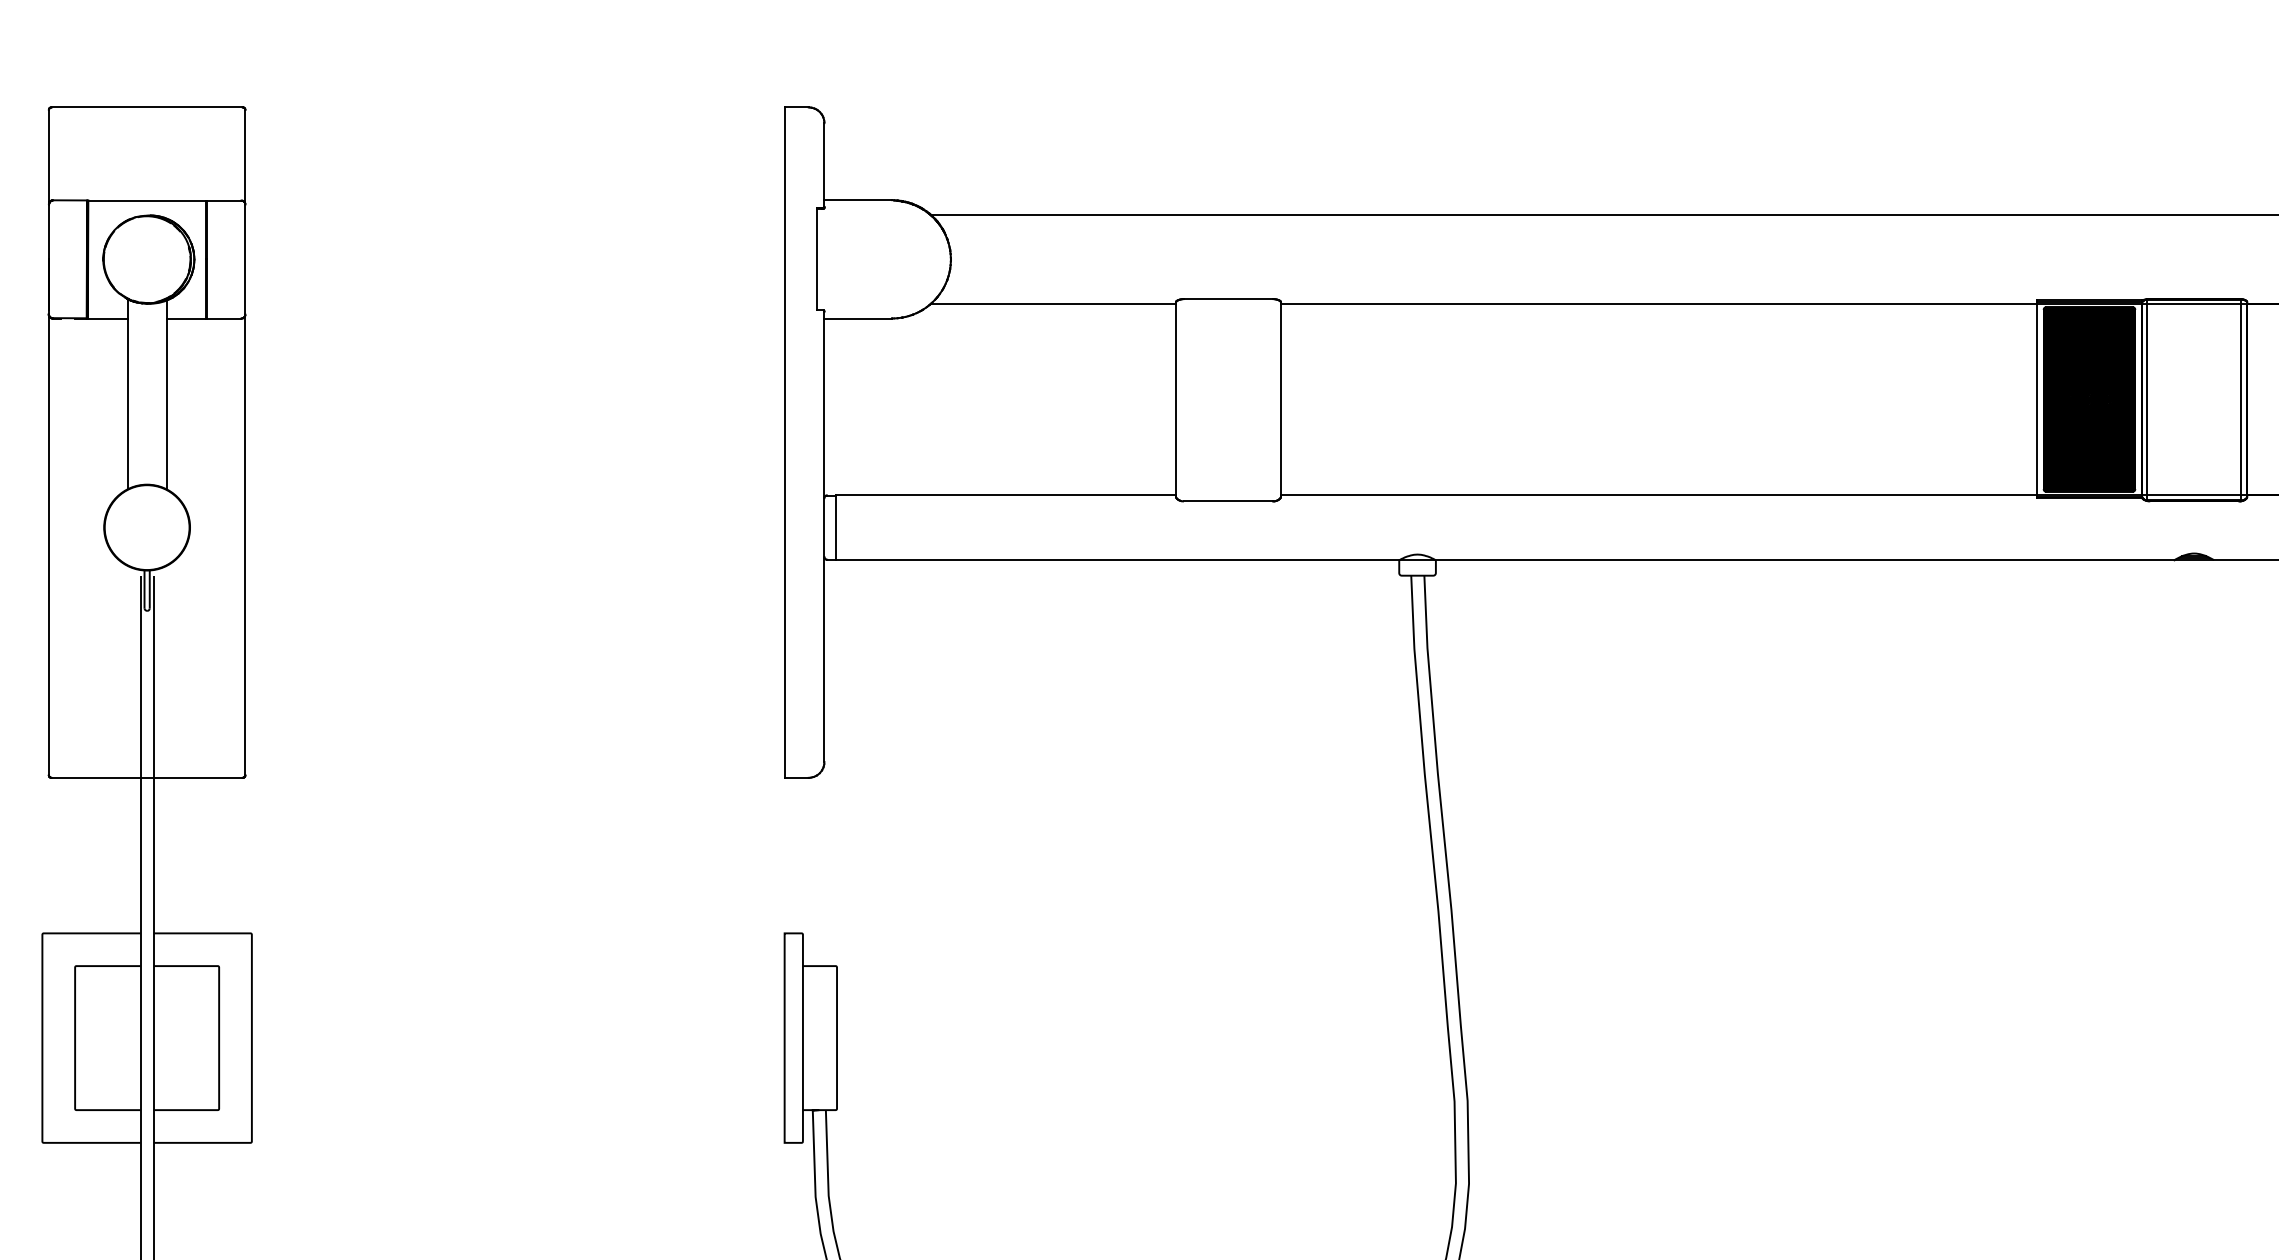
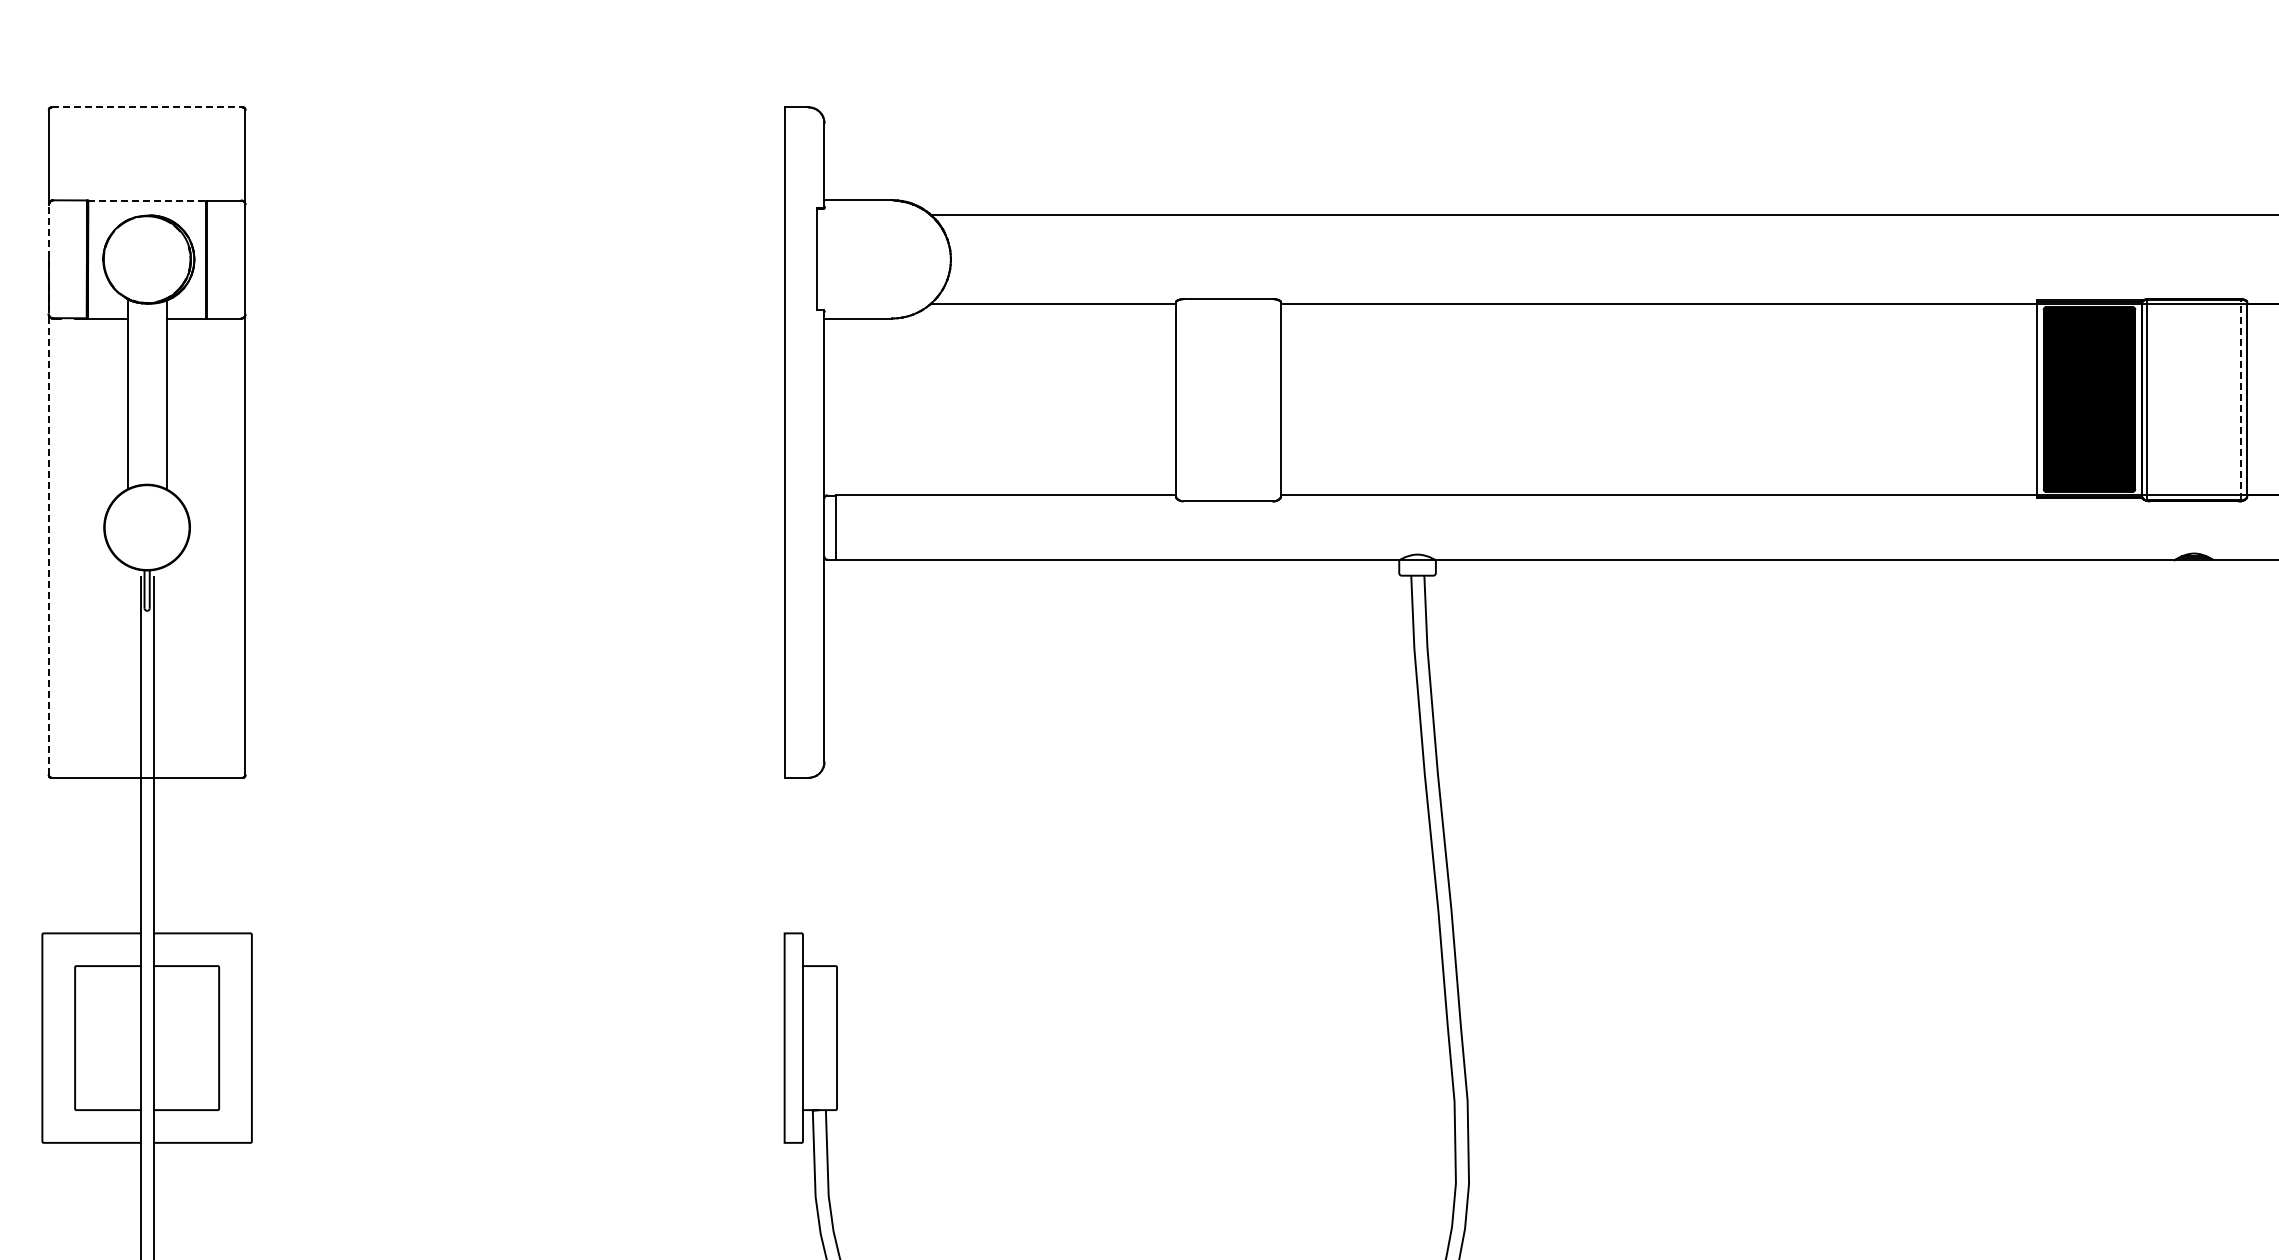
line: solid -> dashed (147, 107)
line: solid -> dashed (147, 200)
line: solid -> dashed (2241, 399)
line: solid -> dashed (48, 489)
